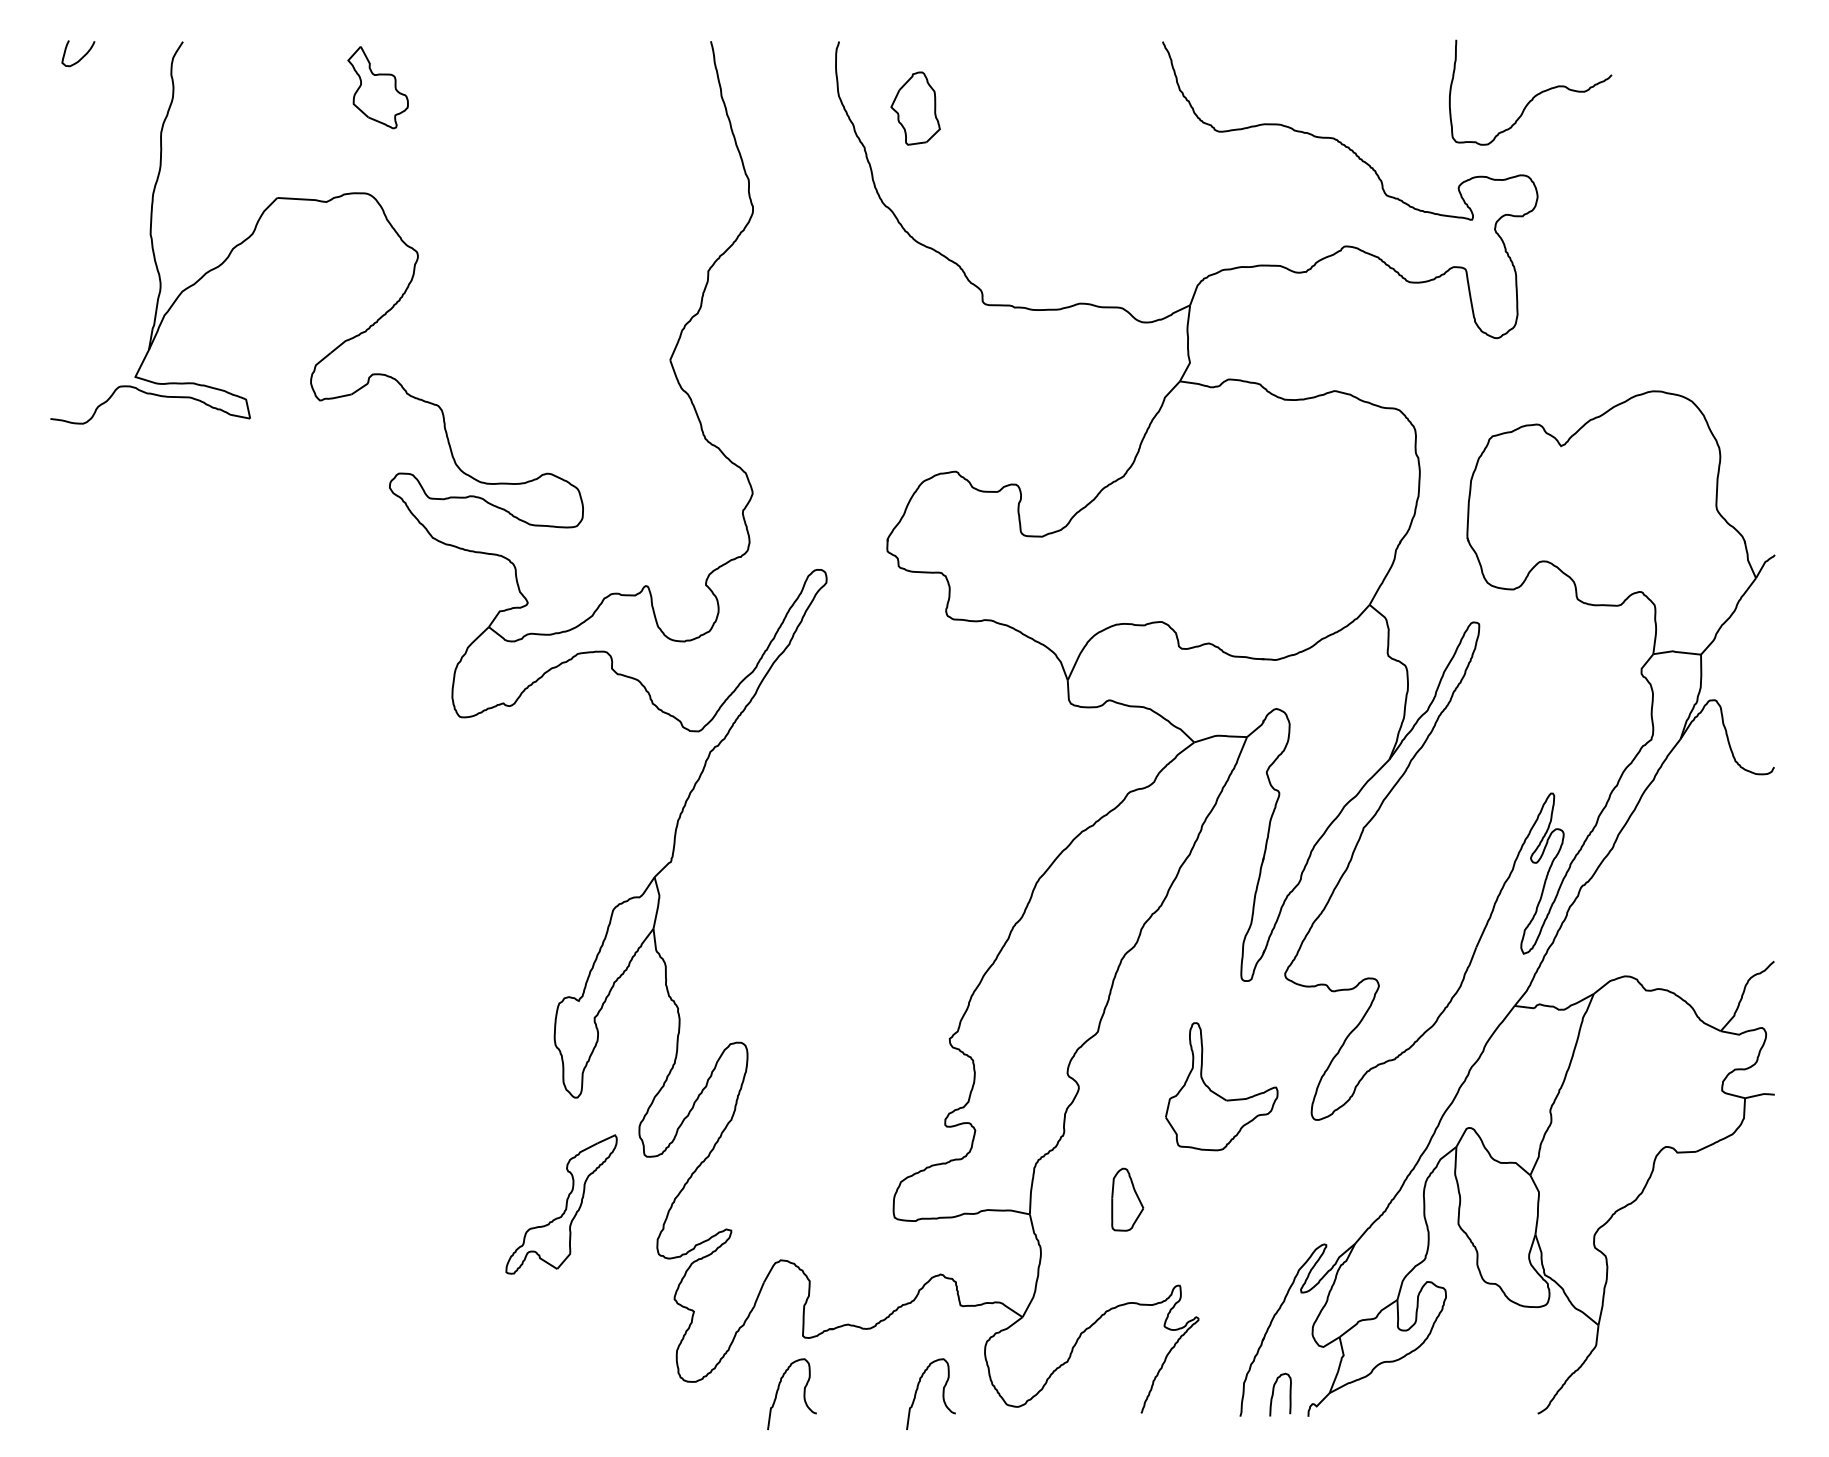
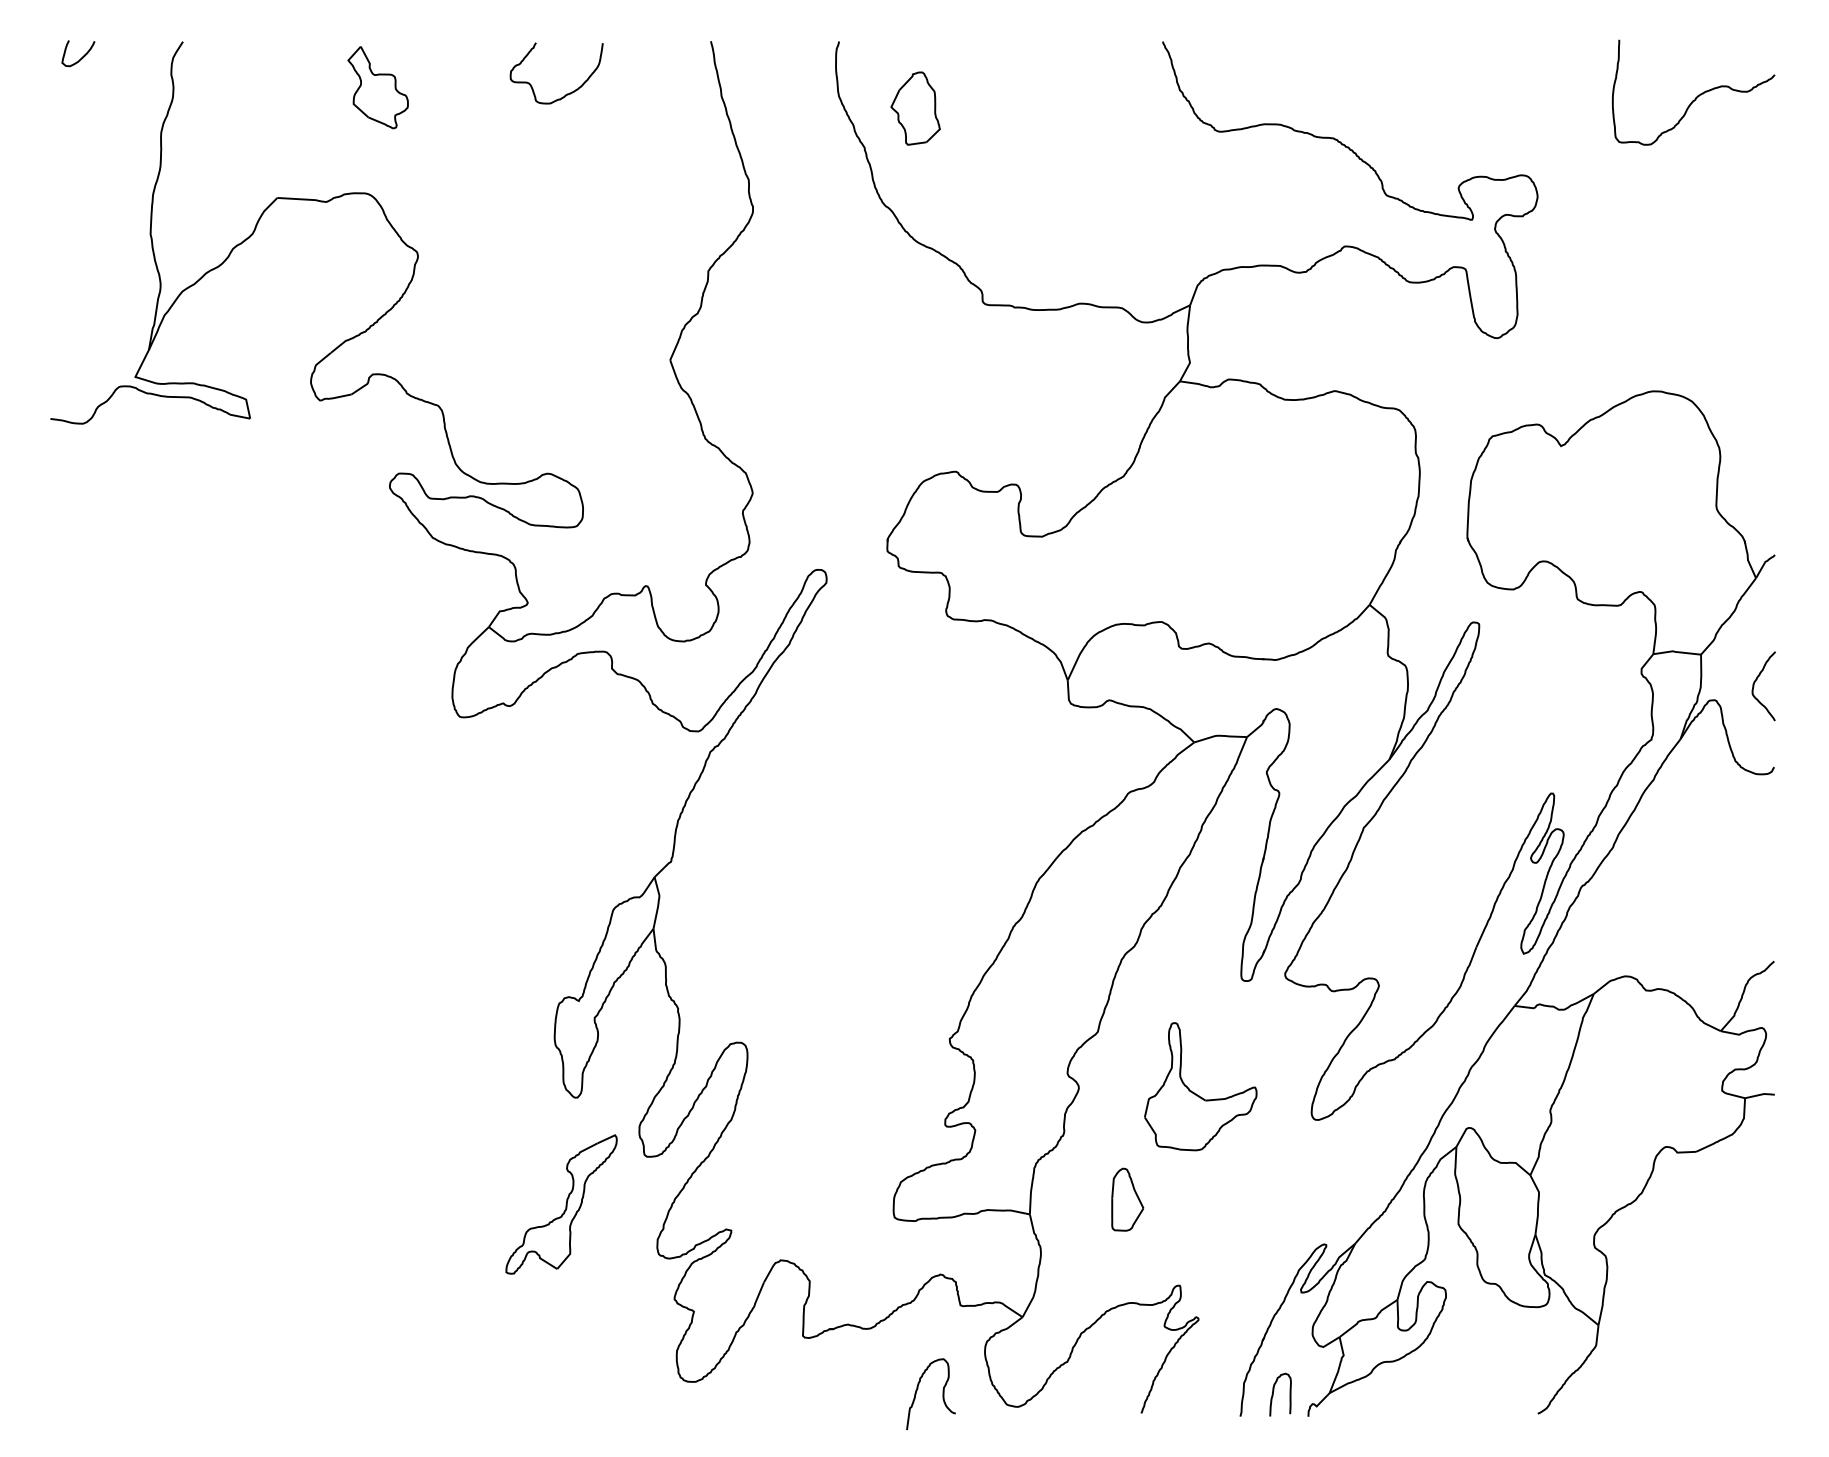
curve: none -> present (567, 93)
curve position: (1534, 95) -> (1697, 95) (1697, 95)
curve: none -> present (1756, 681)
part position: (1217, 1093) -> (1196, 1093) (1196, 1093)
curve: present -> none (803, 1394)
